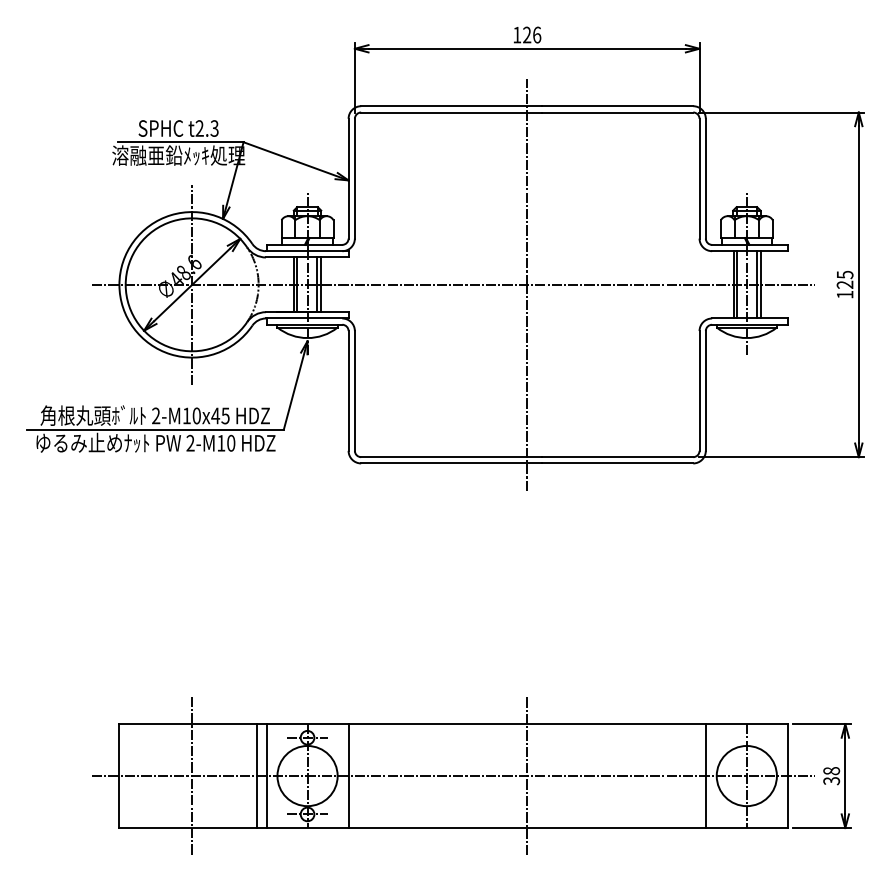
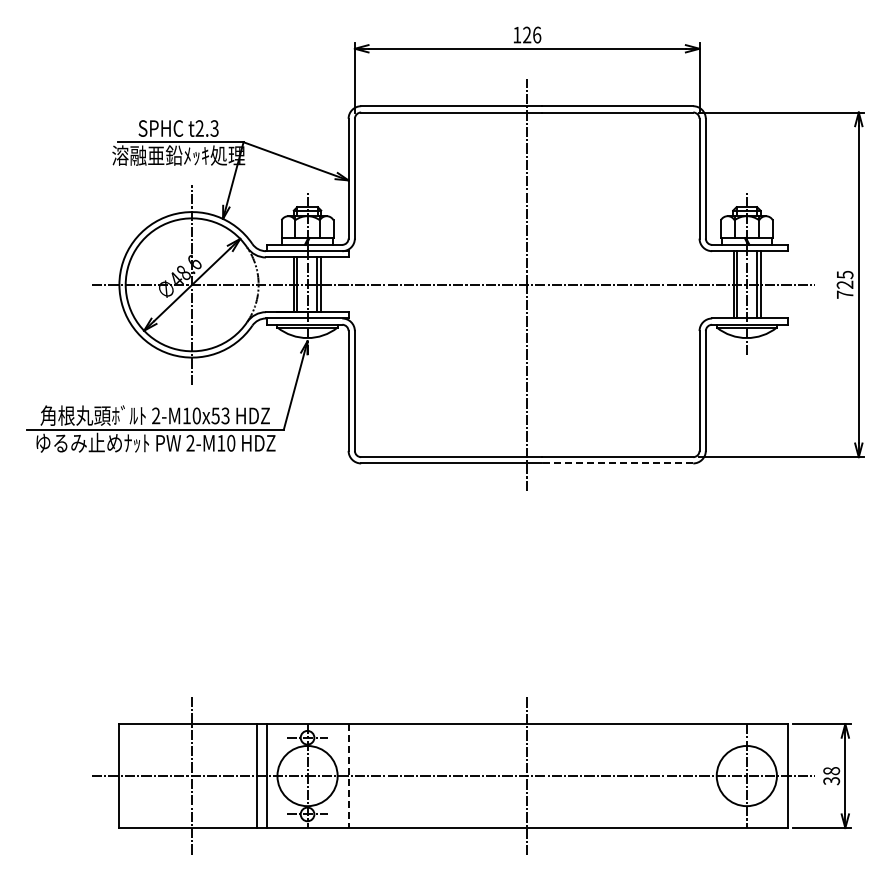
text: 125 -> 725 (845, 294)
text: 2-M10x45 -> 2-M10x53 (220, 415)
line: solid -> dashed (617, 463)
line: solid -> dashed (348, 776)
line: present -> none (705, 776)
